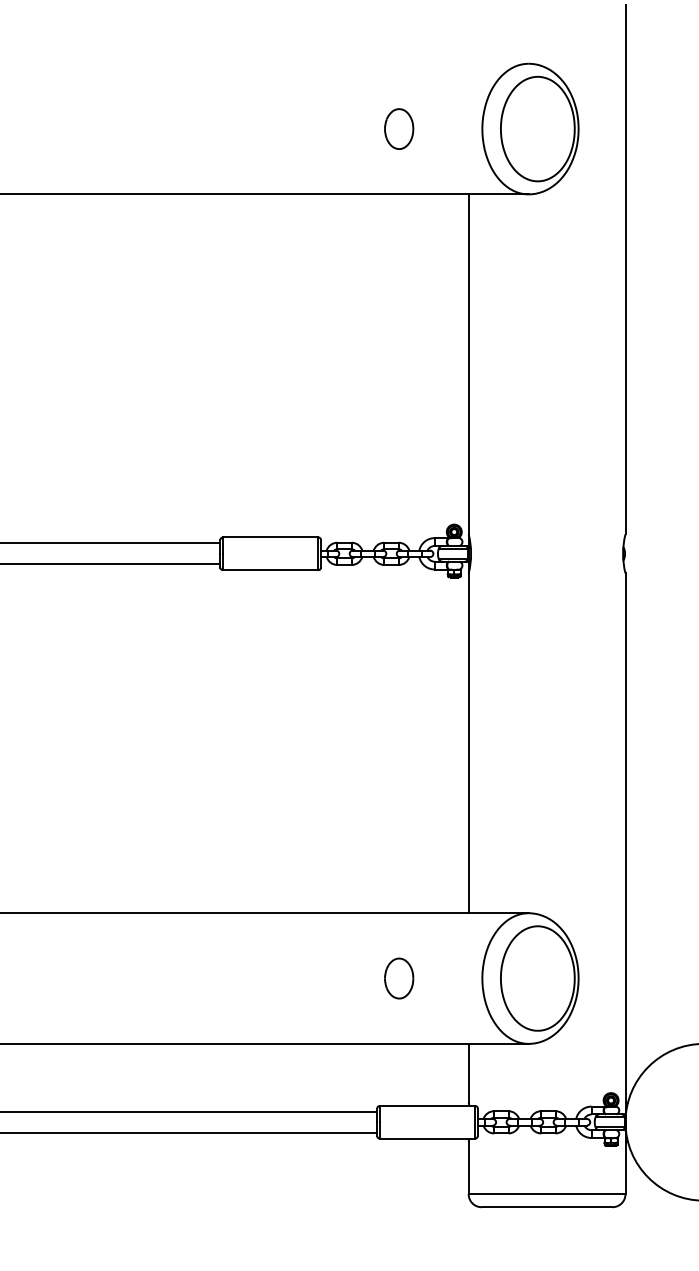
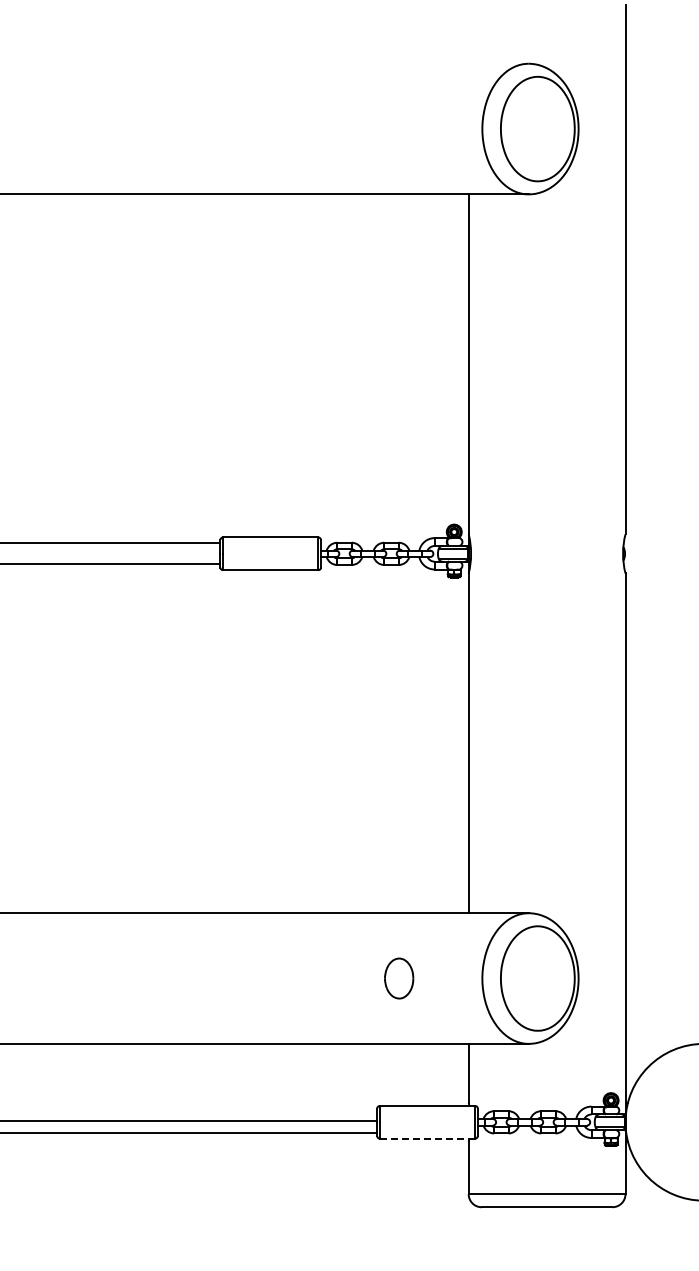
part: present -> none (399, 128)
line position: (189, 1111) -> (189, 1120) (189, 1120)
line: solid -> dashed (427, 1138)
